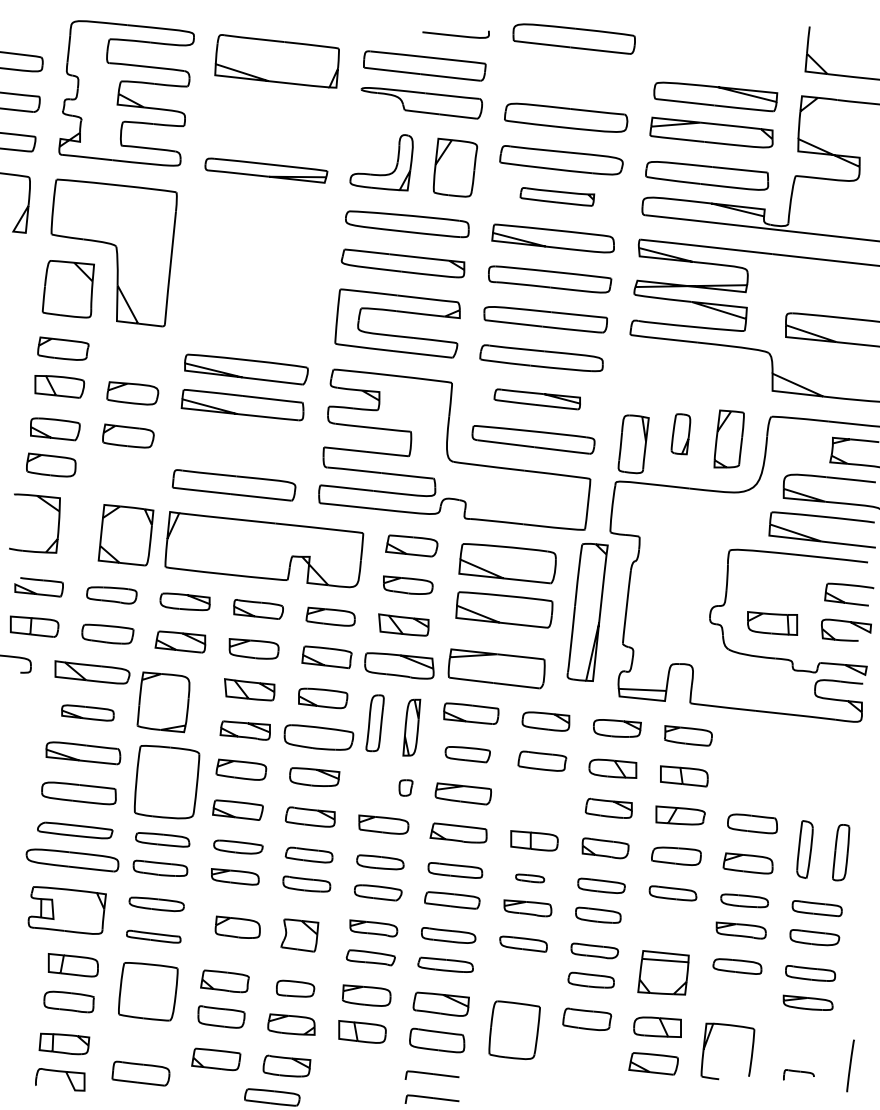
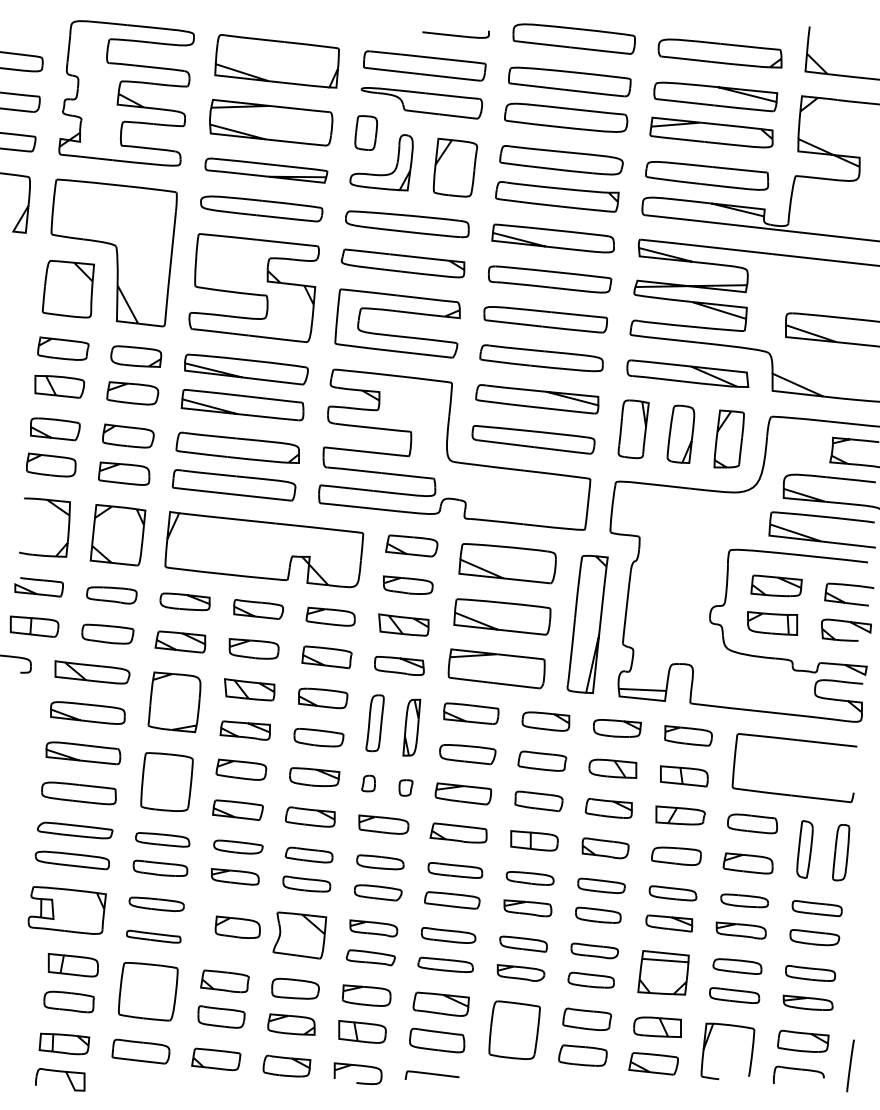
part: none -> present (719, 53)
part: none -> present (569, 81)
part: none -> present (271, 122)
part: none -> present (365, 132)
part size: 77x20 px -> 125x32 px (557, 196)
part: none -> present (261, 208)
part: none -> present (253, 287)
part: none -> present (136, 356)
part: none -> present (687, 373)
part size: 88x23 px -> 125x31 px (537, 399)
part size: 22x43 px -> 30x60 px (680, 433)
part position: (633, 444) -> (633, 429) (633, 429)
part: none -> present (237, 447)
part: none -> present (124, 473)
part position: (47, 504) -> (57, 508) (57, 508)
part position: (125, 535) -> (117, 535) (117, 535)
part: none -> present (776, 585)
part position: (504, 609) -> (502, 616) (502, 616)
part position: (587, 612) -> (587, 624) (587, 624)
part size: 71x28 px -> 51x20 px (399, 665)
part position: (163, 702) -> (174, 702) (174, 702)
part size: 54x18 px -> 76x24 px (87, 712)
part size: 72x27 px -> 52x20 px (318, 737)
part size: 47x18 px -> 58x22 px (467, 754)
part size: 68x75 px -> 54x60 px (166, 781)
part: none -> present (368, 783)
part: none -> present (793, 794)
part: none -> present (538, 801)
part size: 95x25 px -> 76x21 px (71, 860)
part size: 31x11 px -> 50x15 px (529, 878)
part: none -> present (669, 923)
part size: 40x35 px -> 56x49 px (299, 935)
part: none -> present (520, 972)
part size: 40x19 px -> 49x23 px (295, 988)
part: none -> present (734, 995)
part: none -> present (803, 1040)
part: none -> present (582, 1055)
part: none -> present (357, 1066)
part position: (140, 1073) -> (140, 1051) (140, 1051)
part size: 32x12 px -> 52x20 px (798, 1074)
part: present -> none (272, 1097)
part: present -> none (431, 1098)
